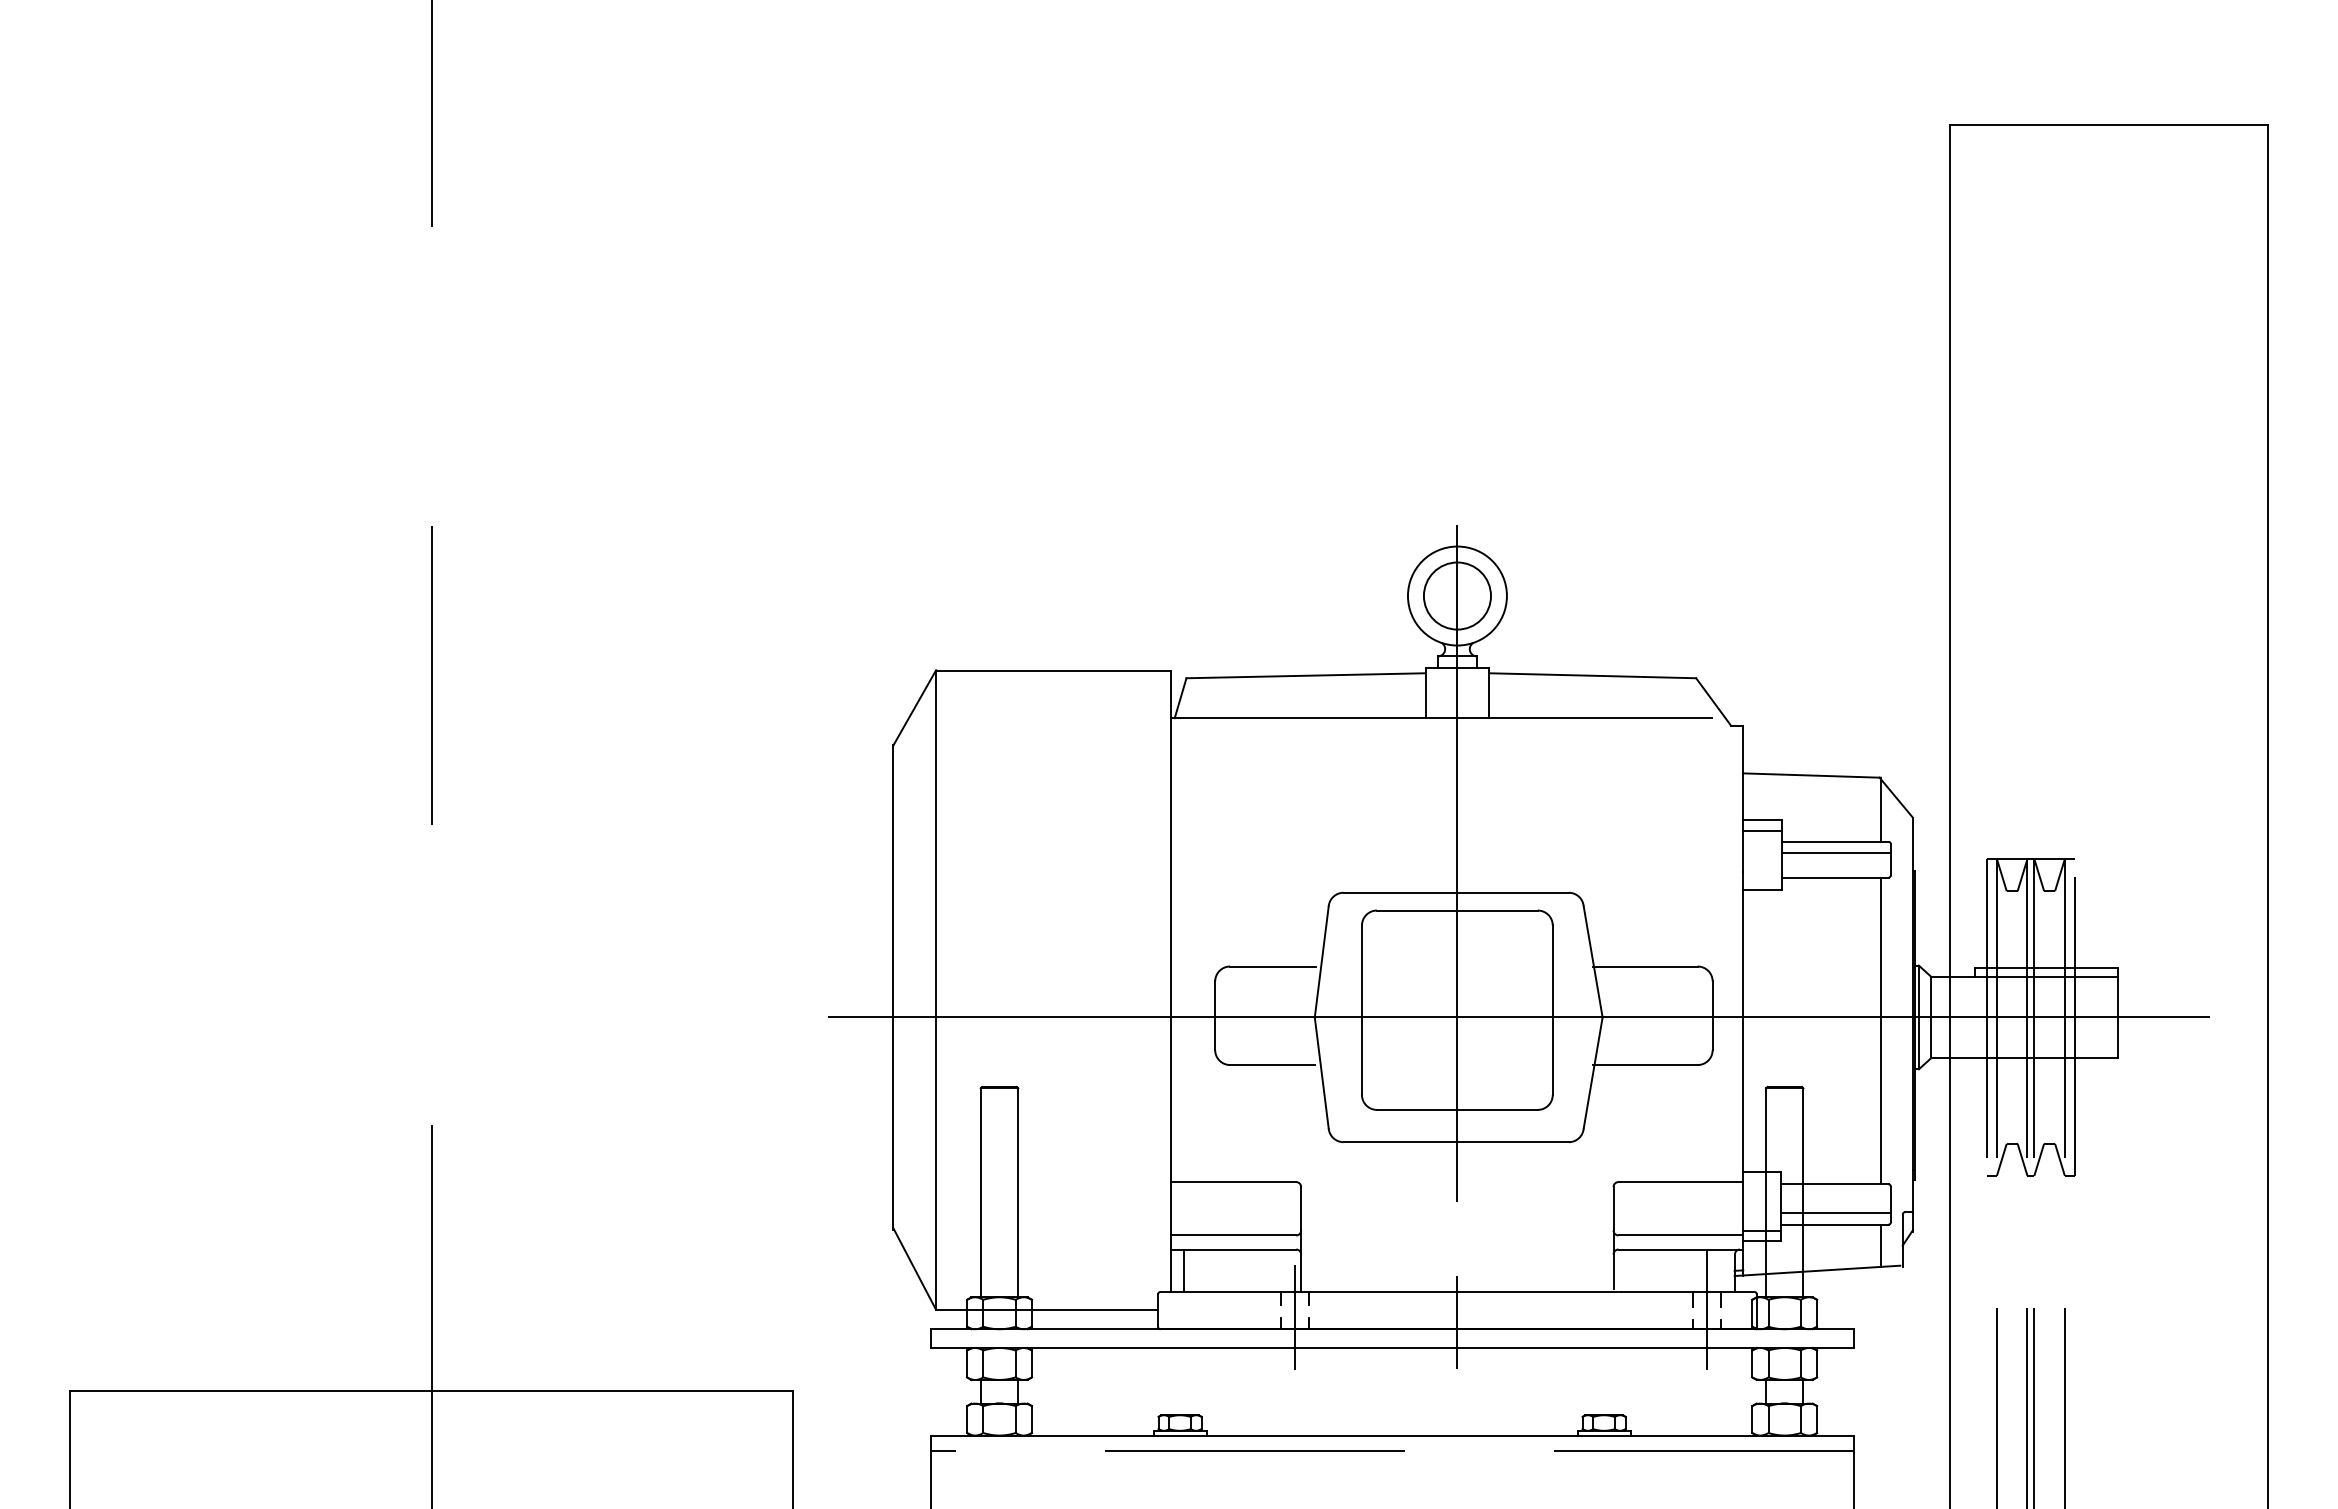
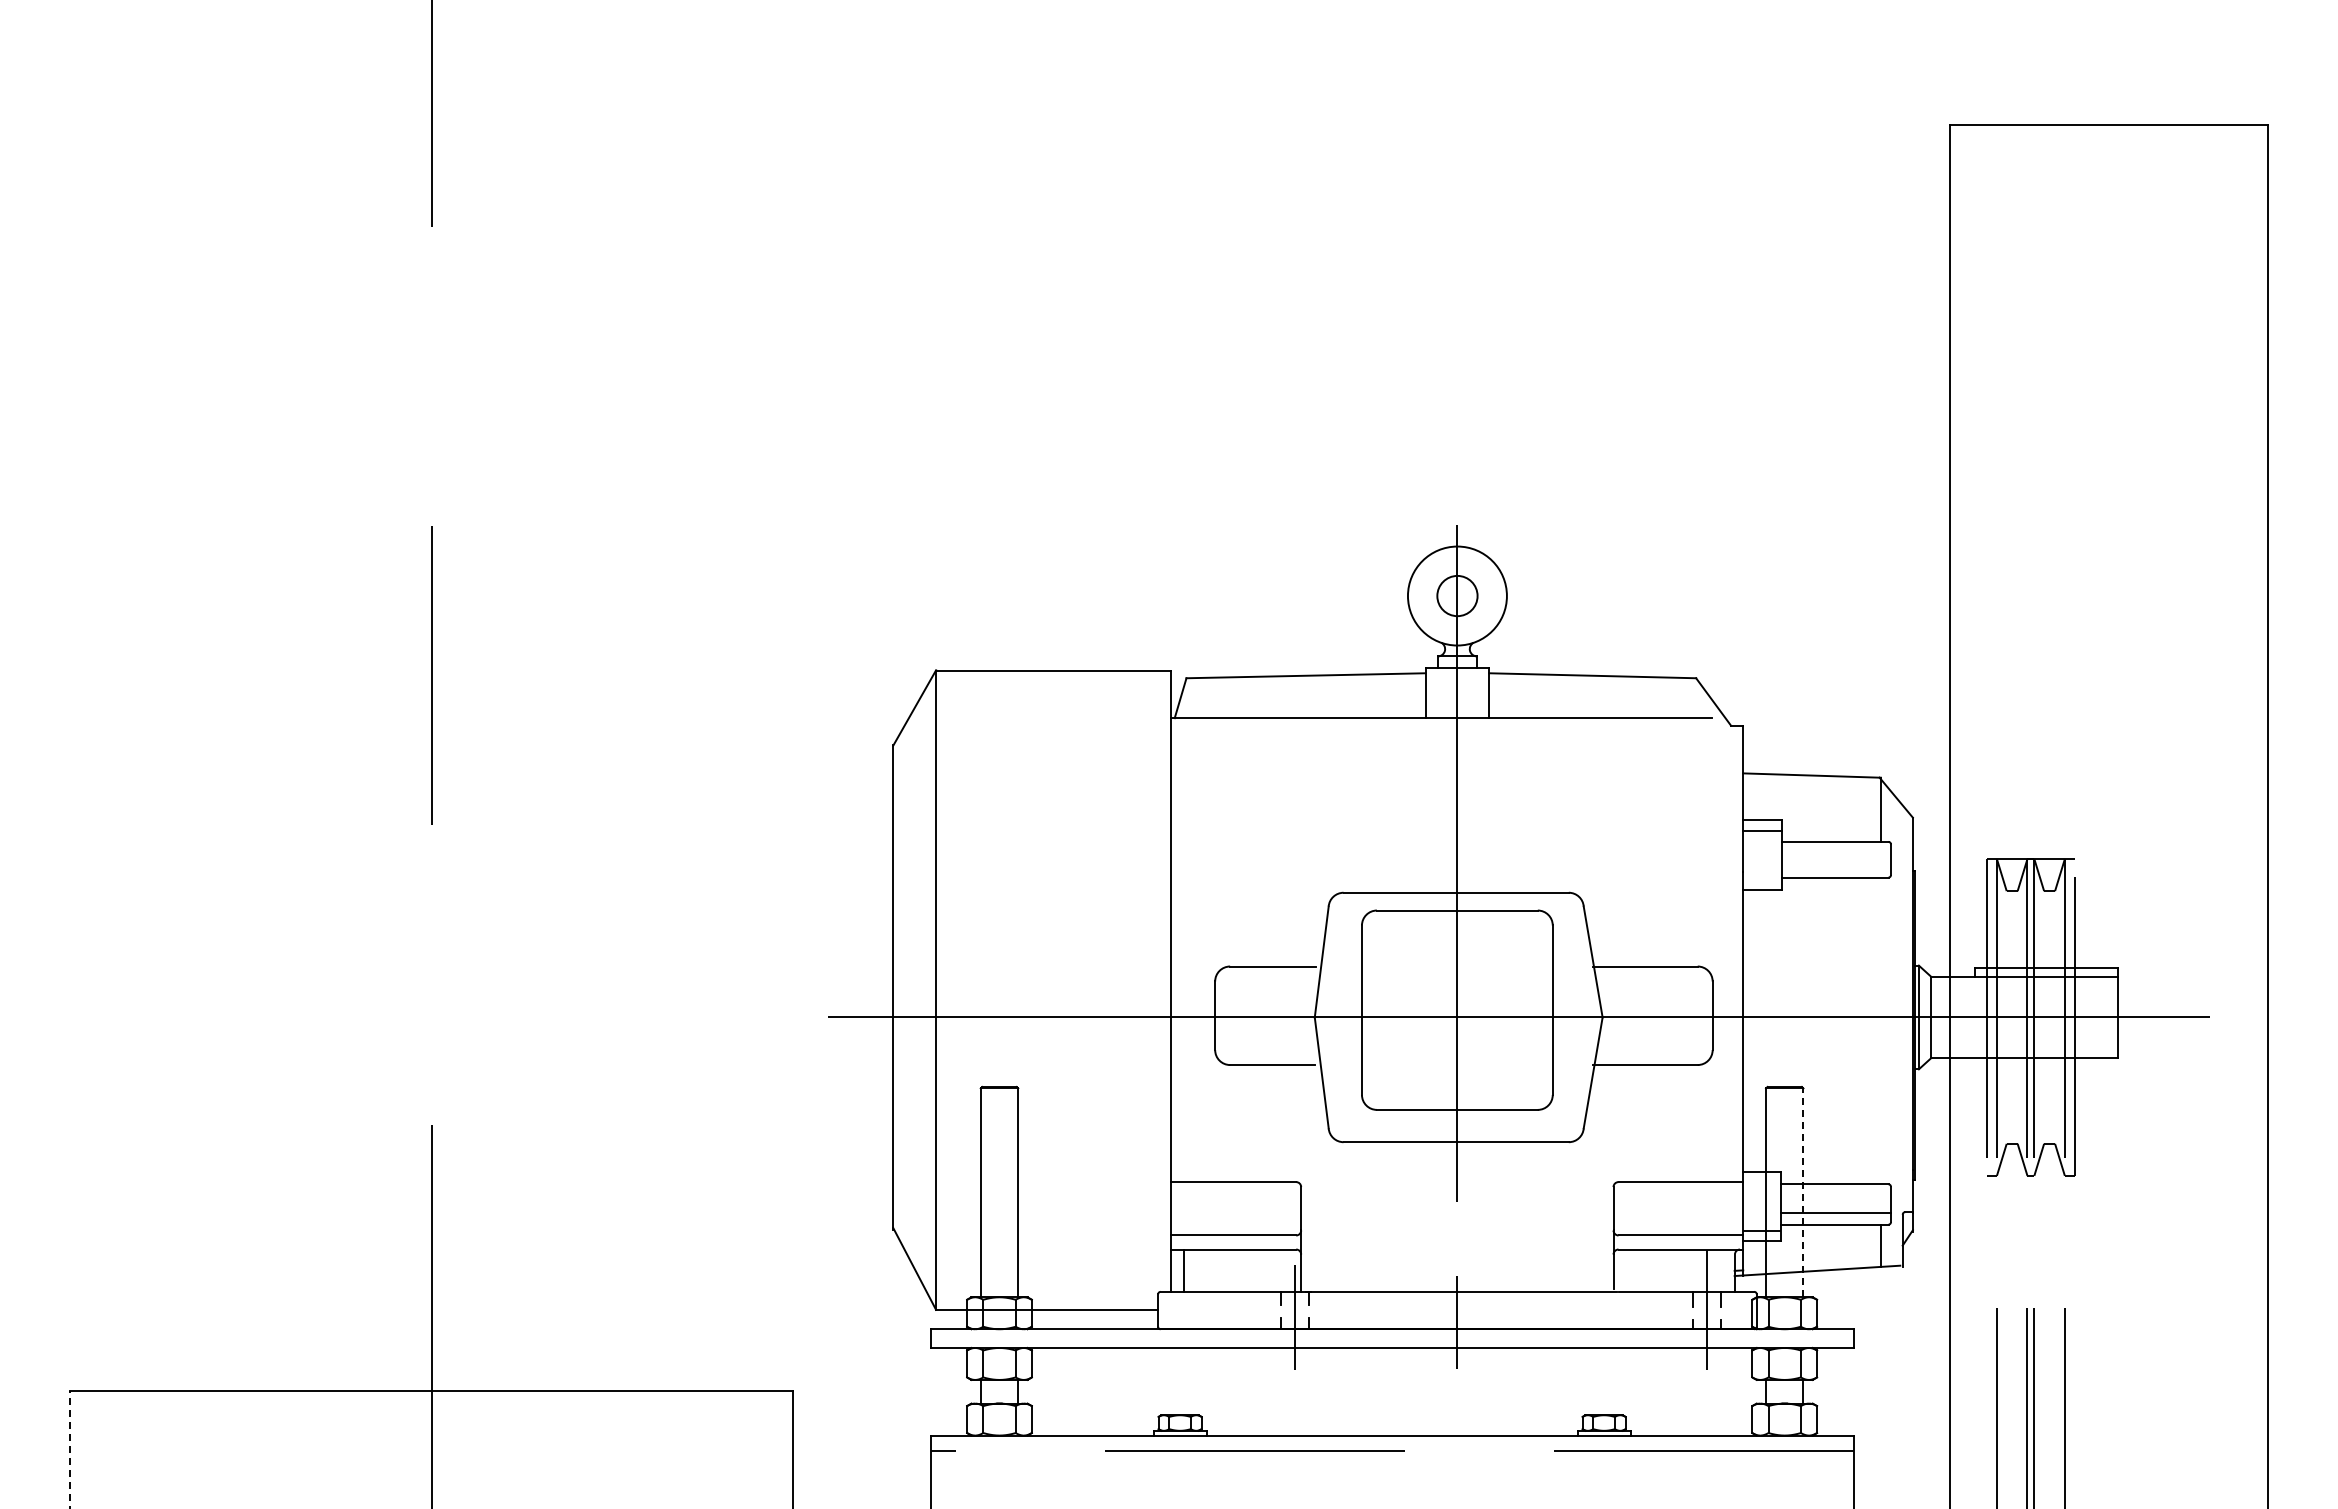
circle diameter: 67 px -> 40 px (1457, 595)
line: present -> none (1835, 853)
line: present -> none (1880, 1030)
line: solid -> dashed (1803, 1192)
line: solid -> dashed (70, 1449)
